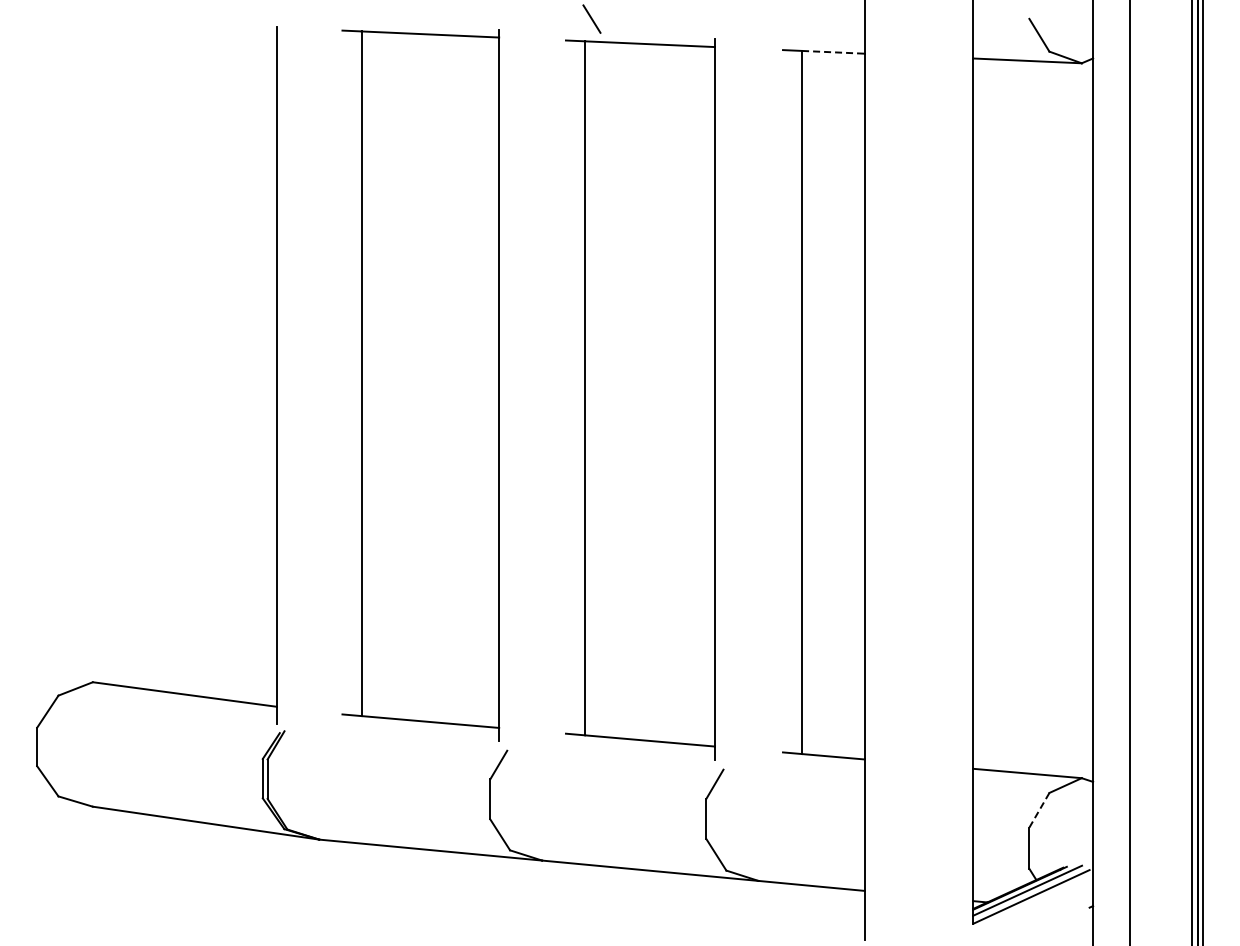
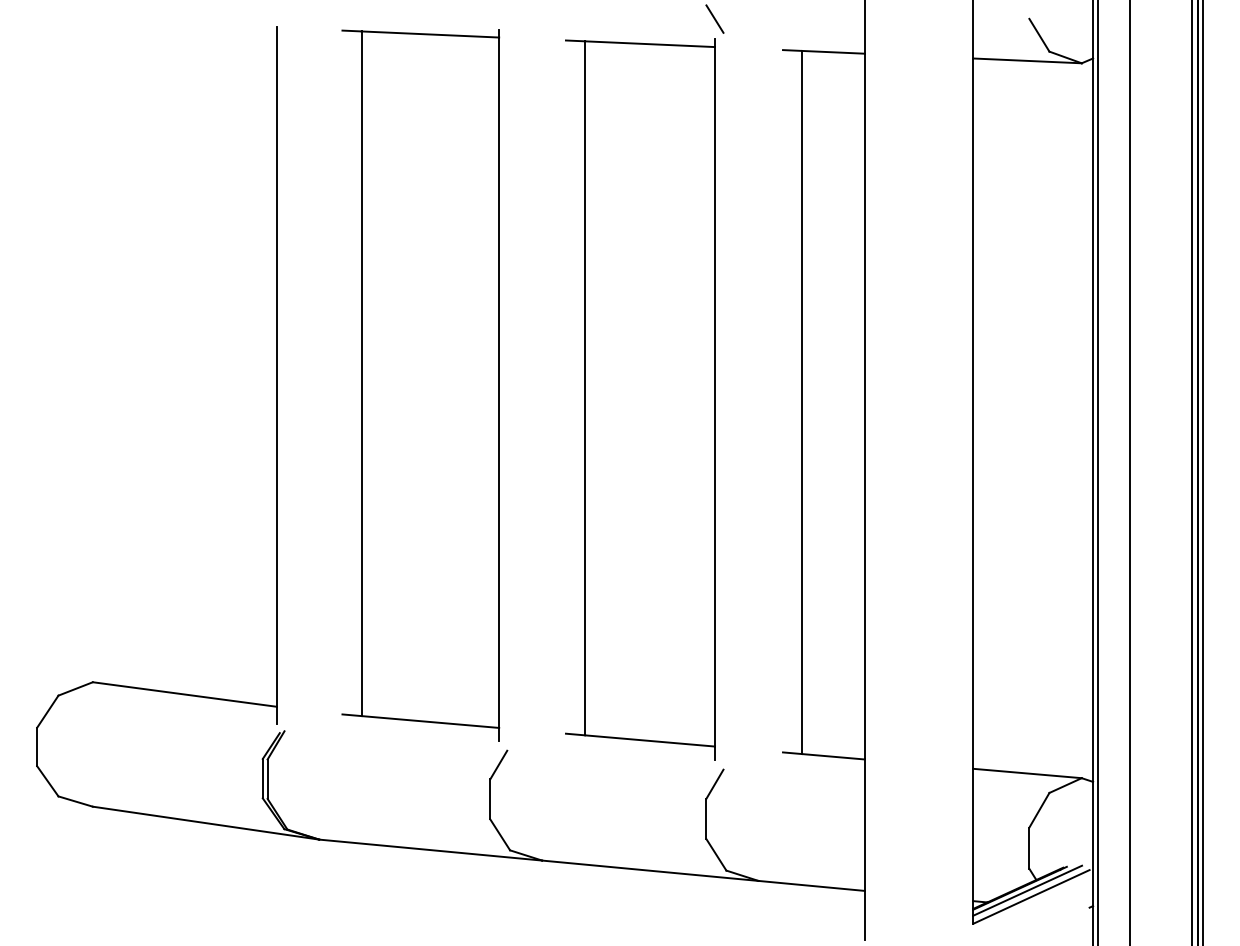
line position: (591, 18) -> (714, 18) (714, 18)
line: dashed -> solid (833, 52)
line: none -> present (1097, 472)
line: dashed -> solid (1039, 809)
